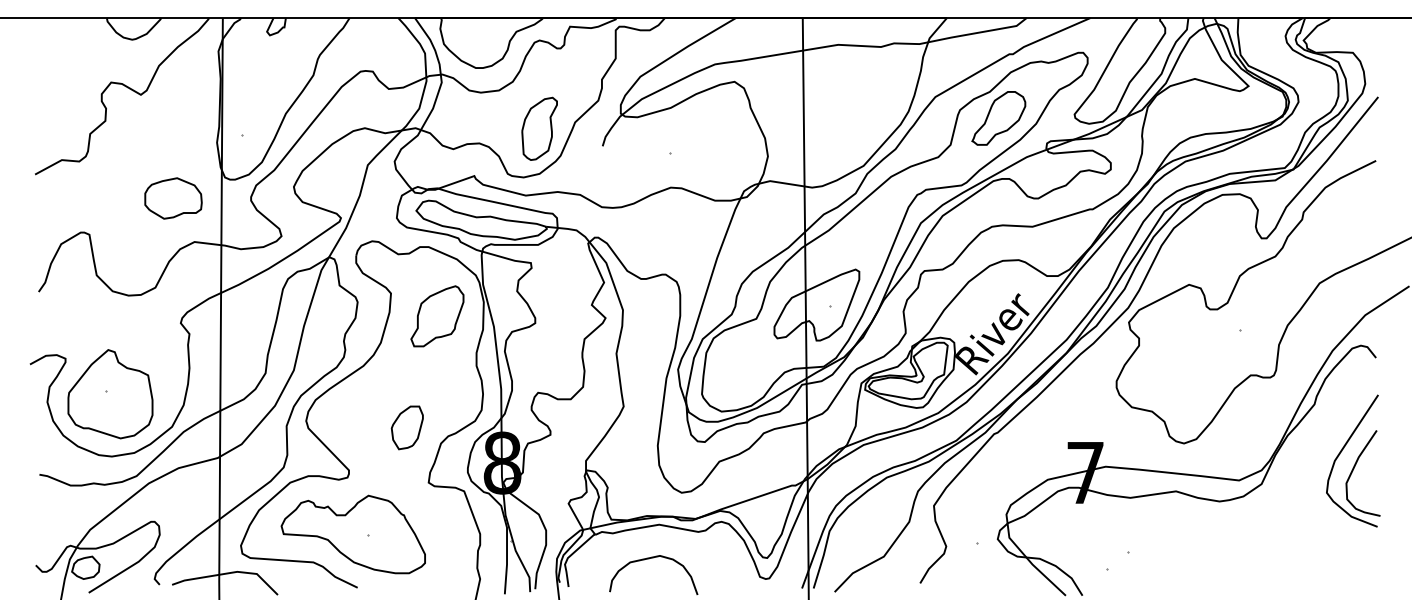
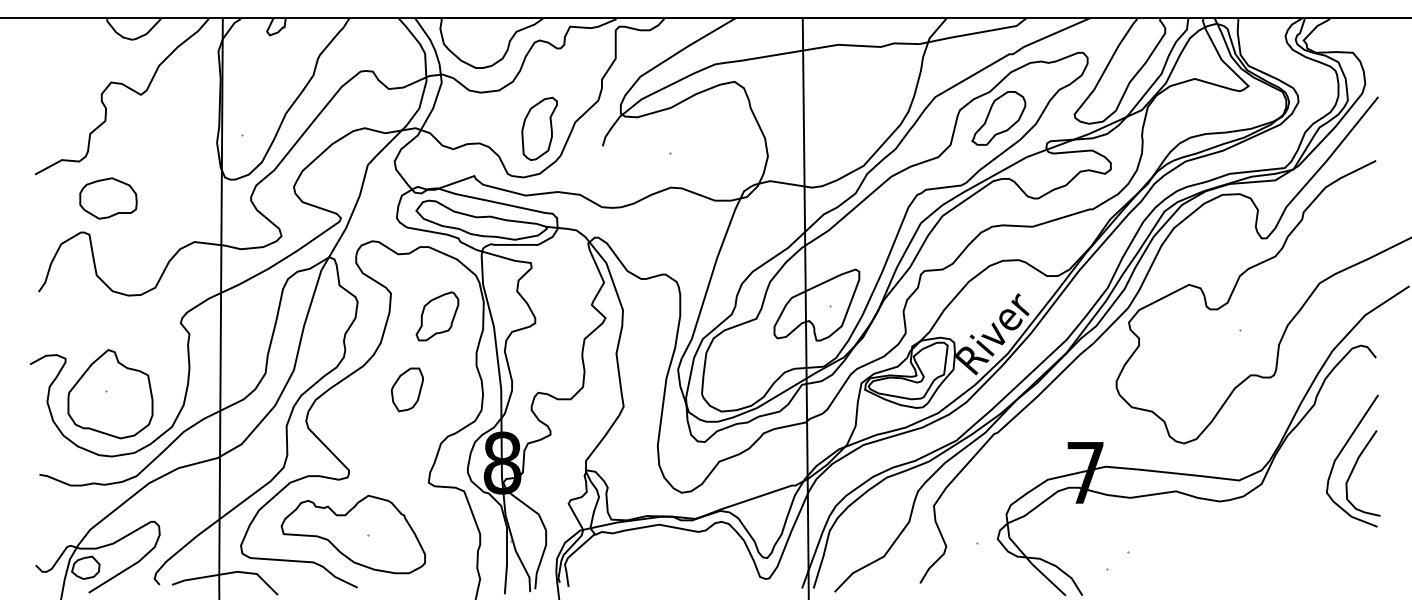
part position: (173, 198) -> (108, 198) (108, 198)
part size: 55x63 px -> 45x51 px (437, 316)
part position: (406, 427) -> (406, 389) (406, 389)
curve: present -> none (649, 559)
